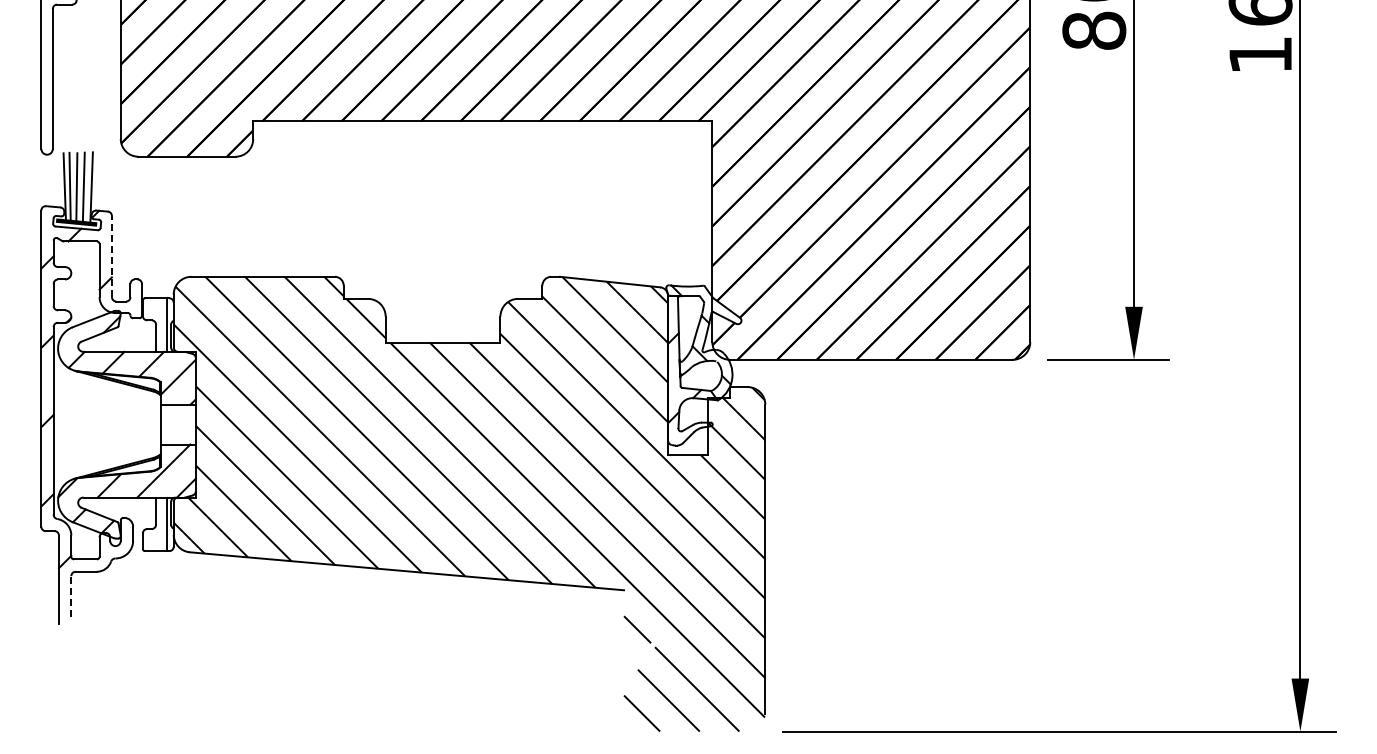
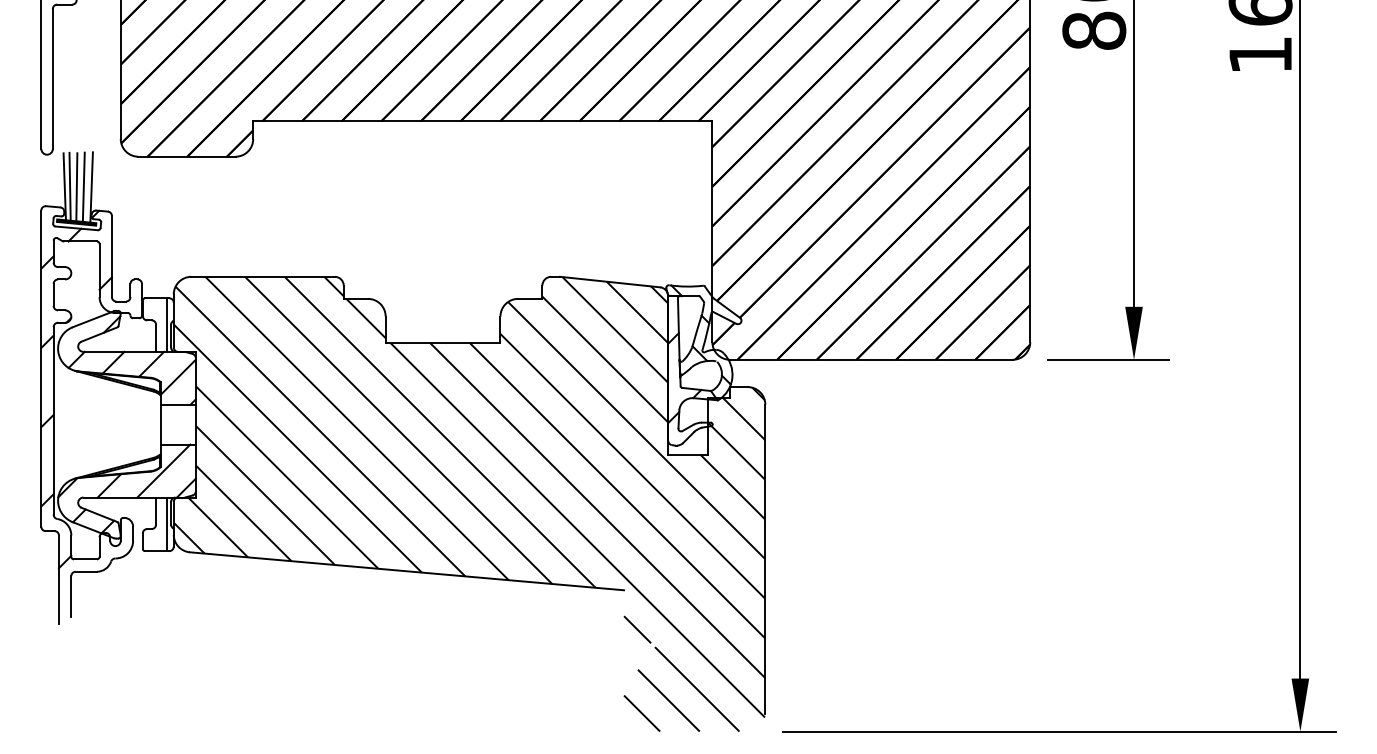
line: dashed -> solid (111, 256)
line: dashed -> solid (71, 595)
